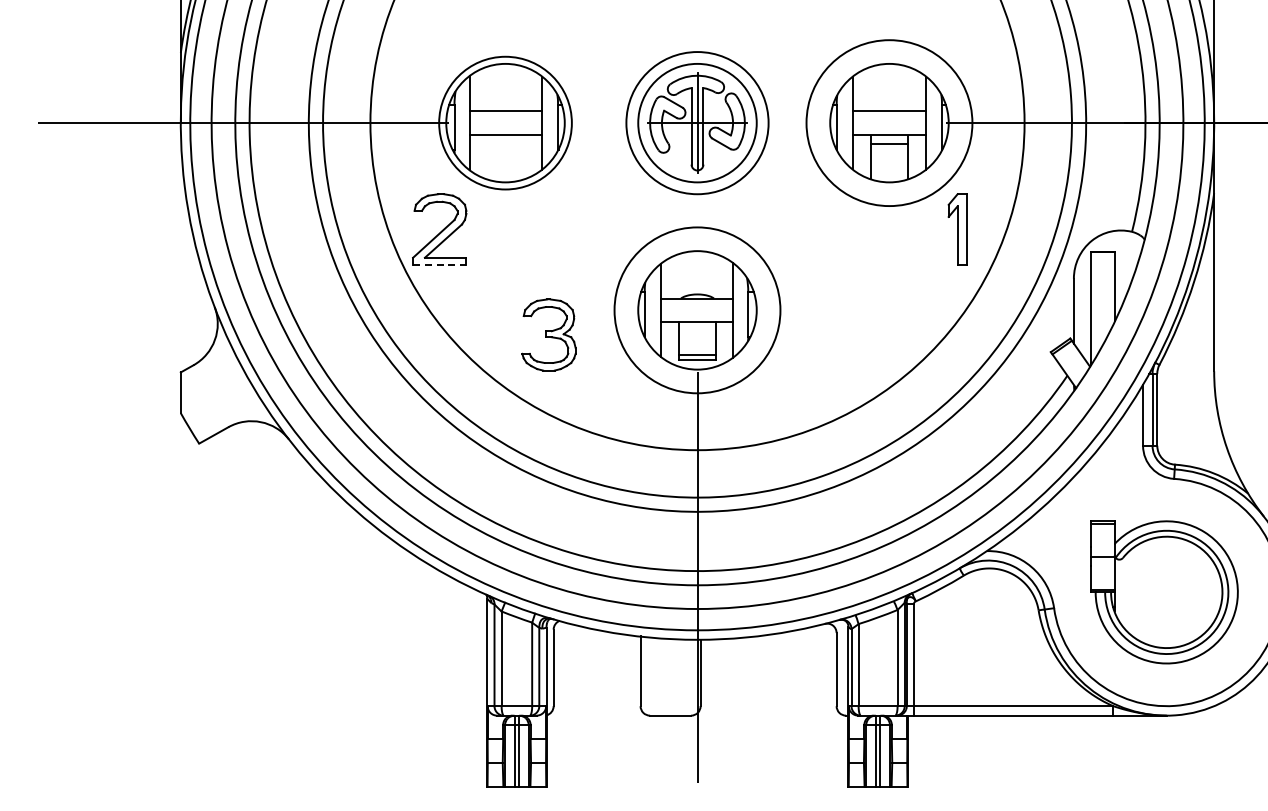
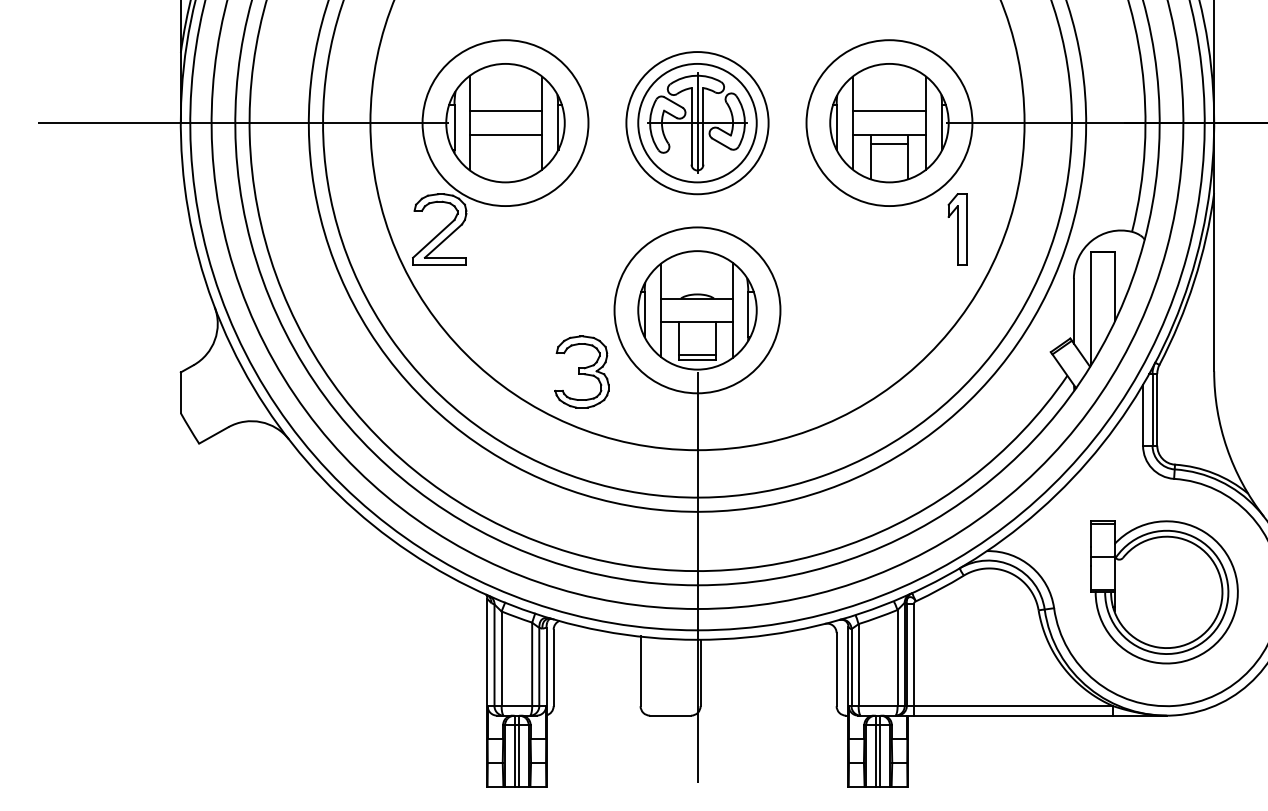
circle diameter: 133 px -> 166 px (505, 123)
line: dashed -> solid (439, 265)
part position: (548, 334) -> (581, 371) (581, 371)
